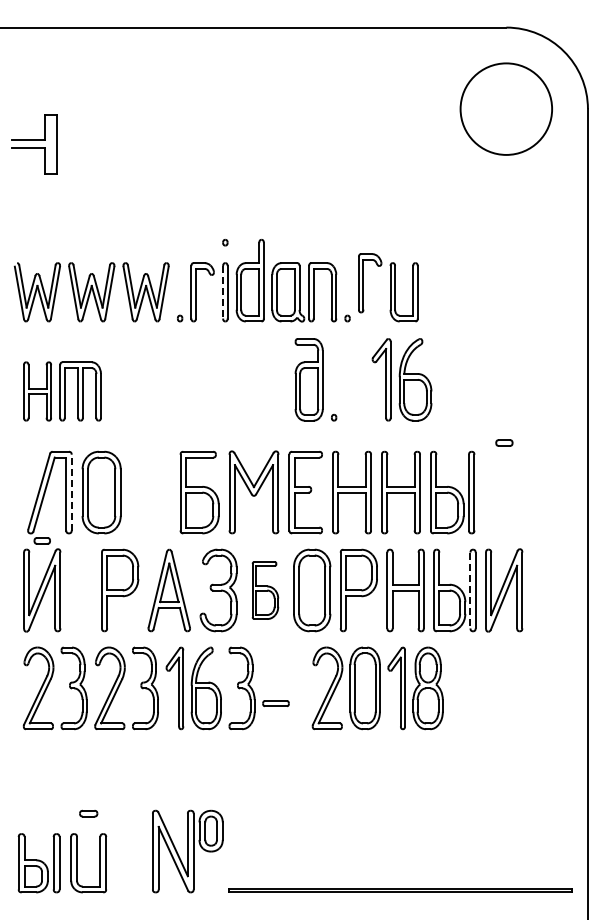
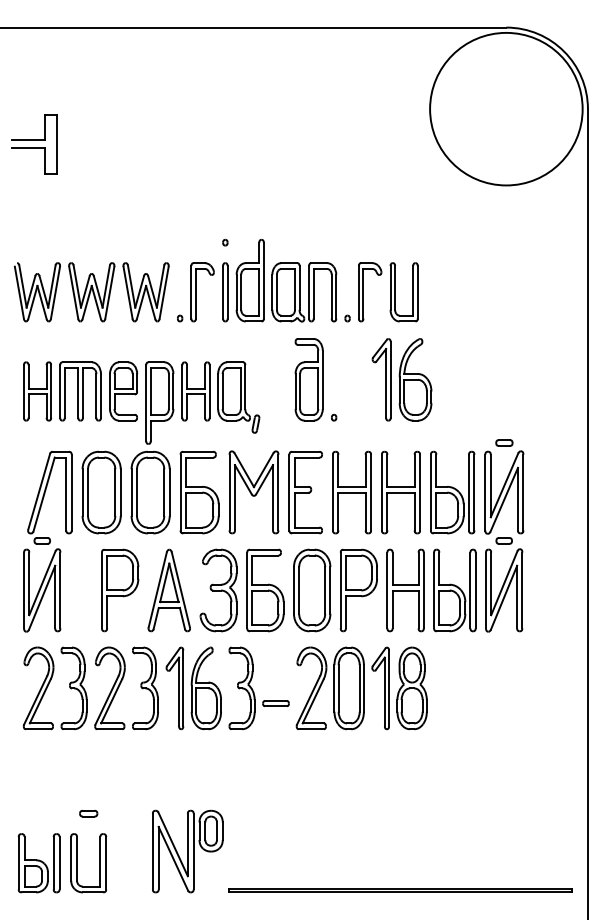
circle diameter: 92 px -> 153 px (506, 108)
part position: (363, 283) -> (363, 292) (363, 292)
line: dashed -> solid (223, 292)
part: none -> present (167, 458)
line: dashed -> solid (71, 492)
part: none -> present (504, 497)
part size: 29x59 px -> 39x85 px (265, 590)
line: dashed -> solid (470, 590)
part position: (377, 688) -> (361, 688) (361, 688)
